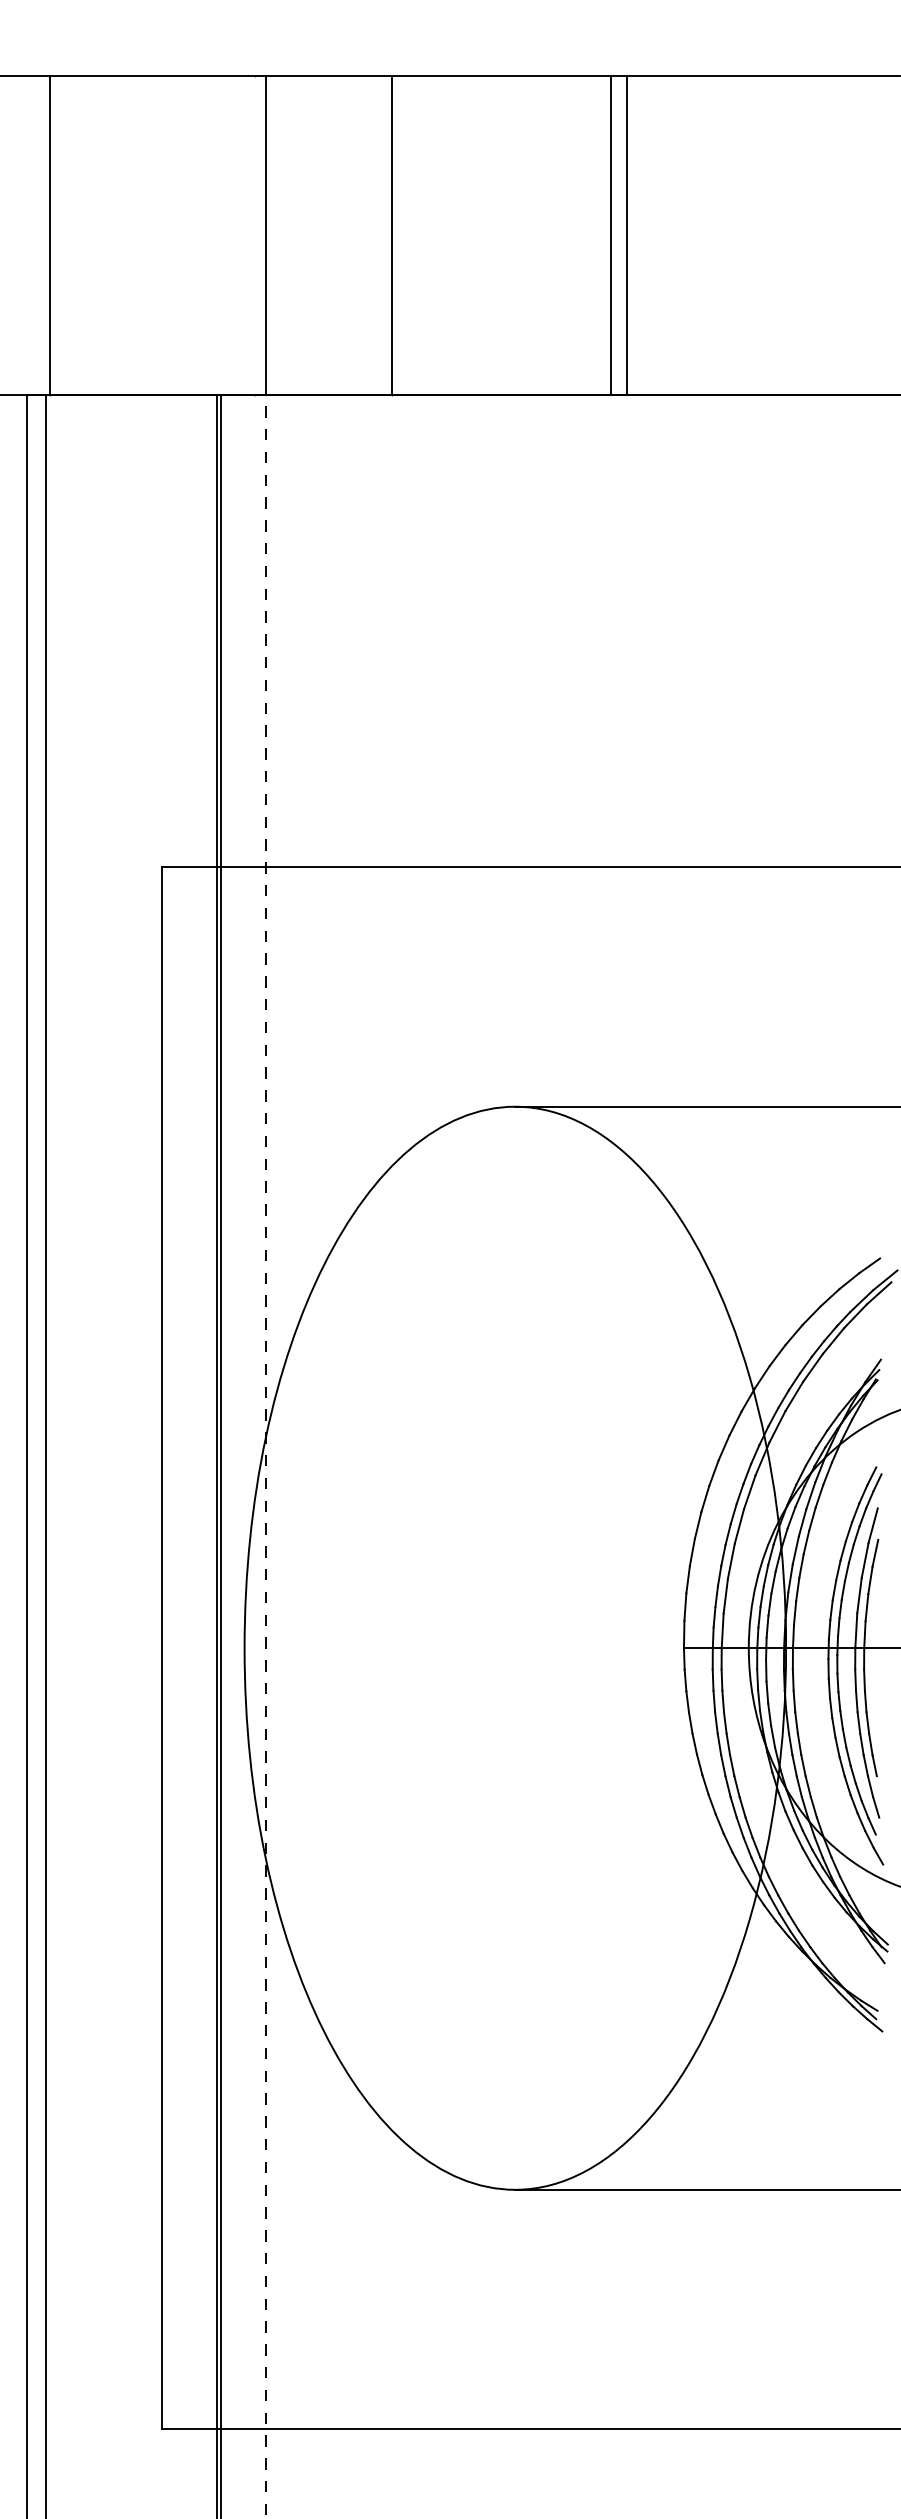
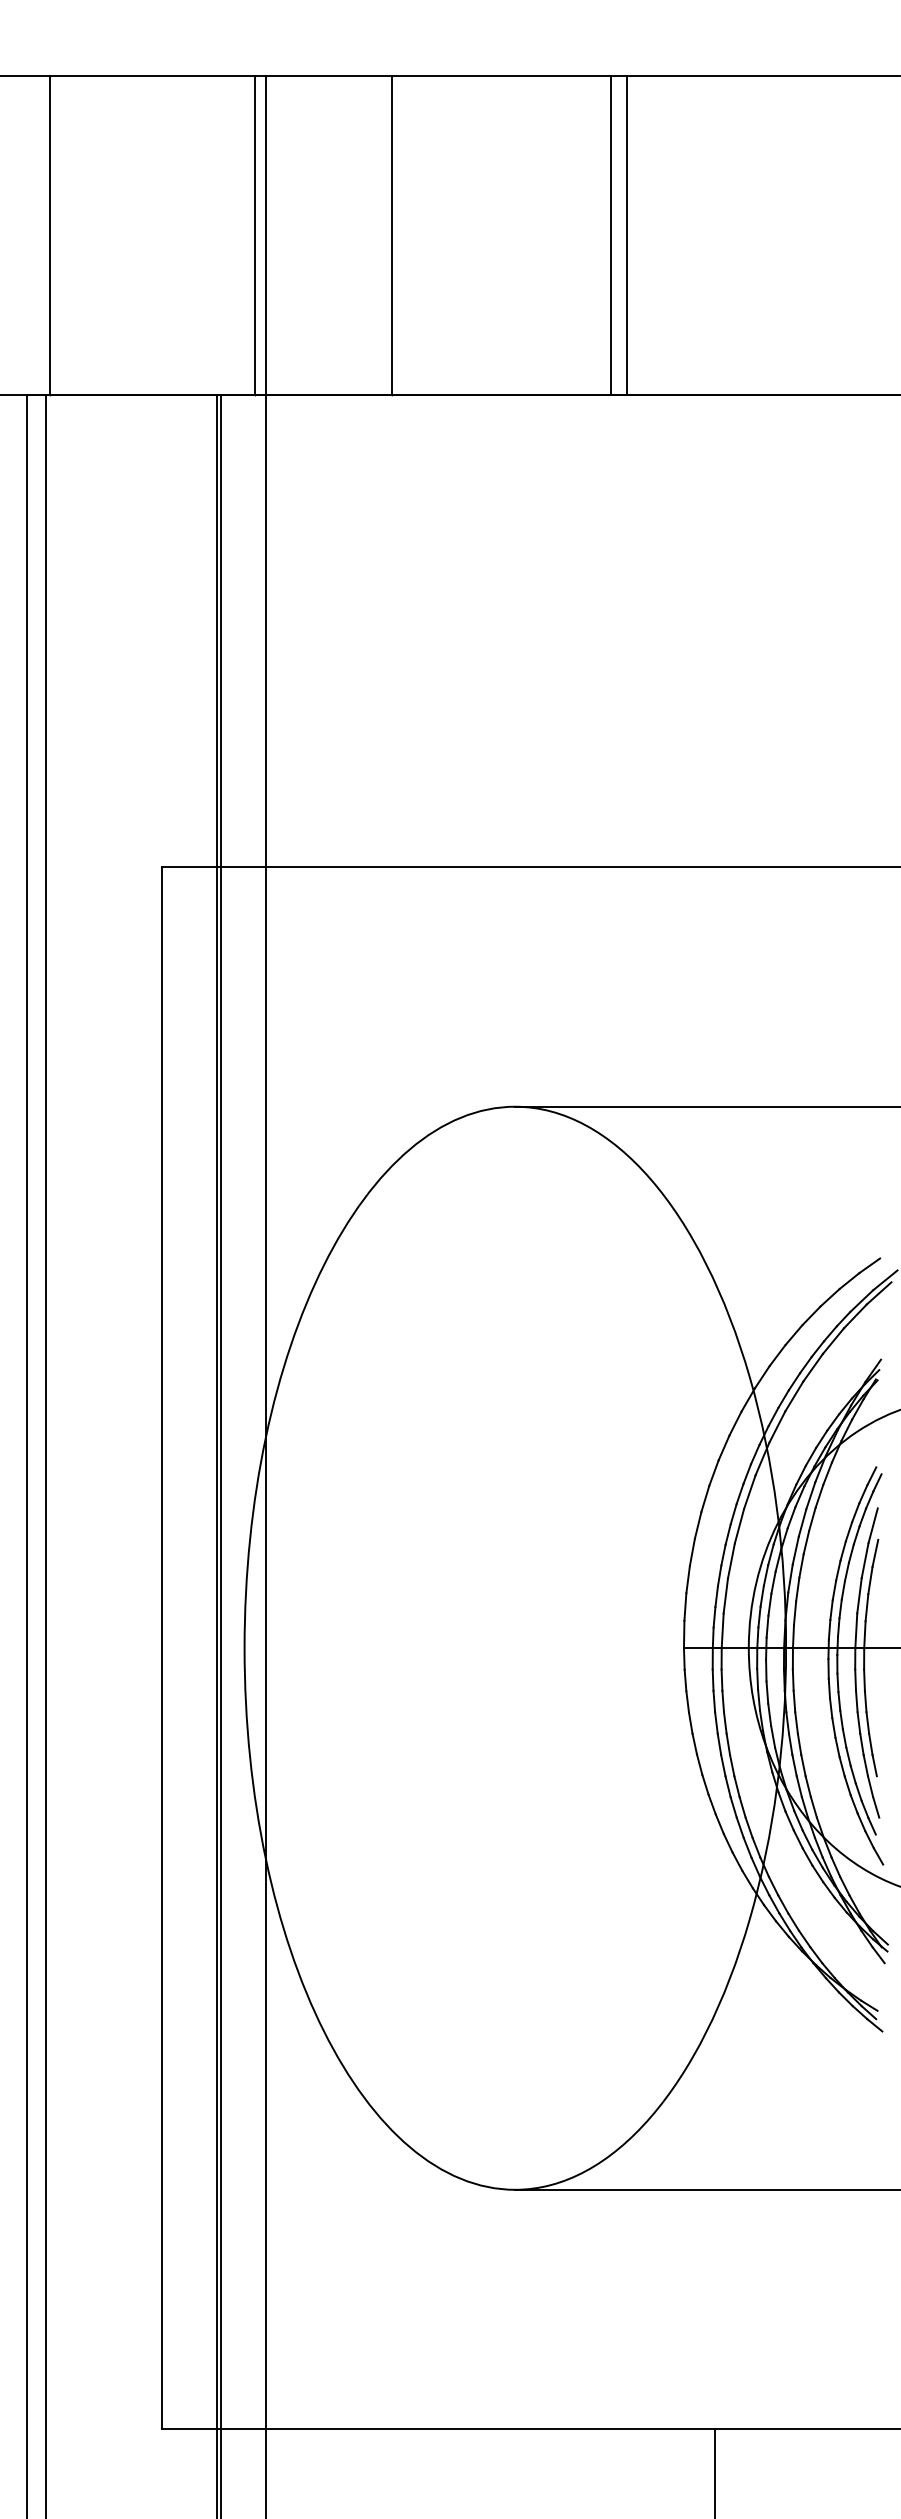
line: none -> present (254, 234)
line: dashed -> solid (266, 1456)
line: none -> present (714, 2472)
